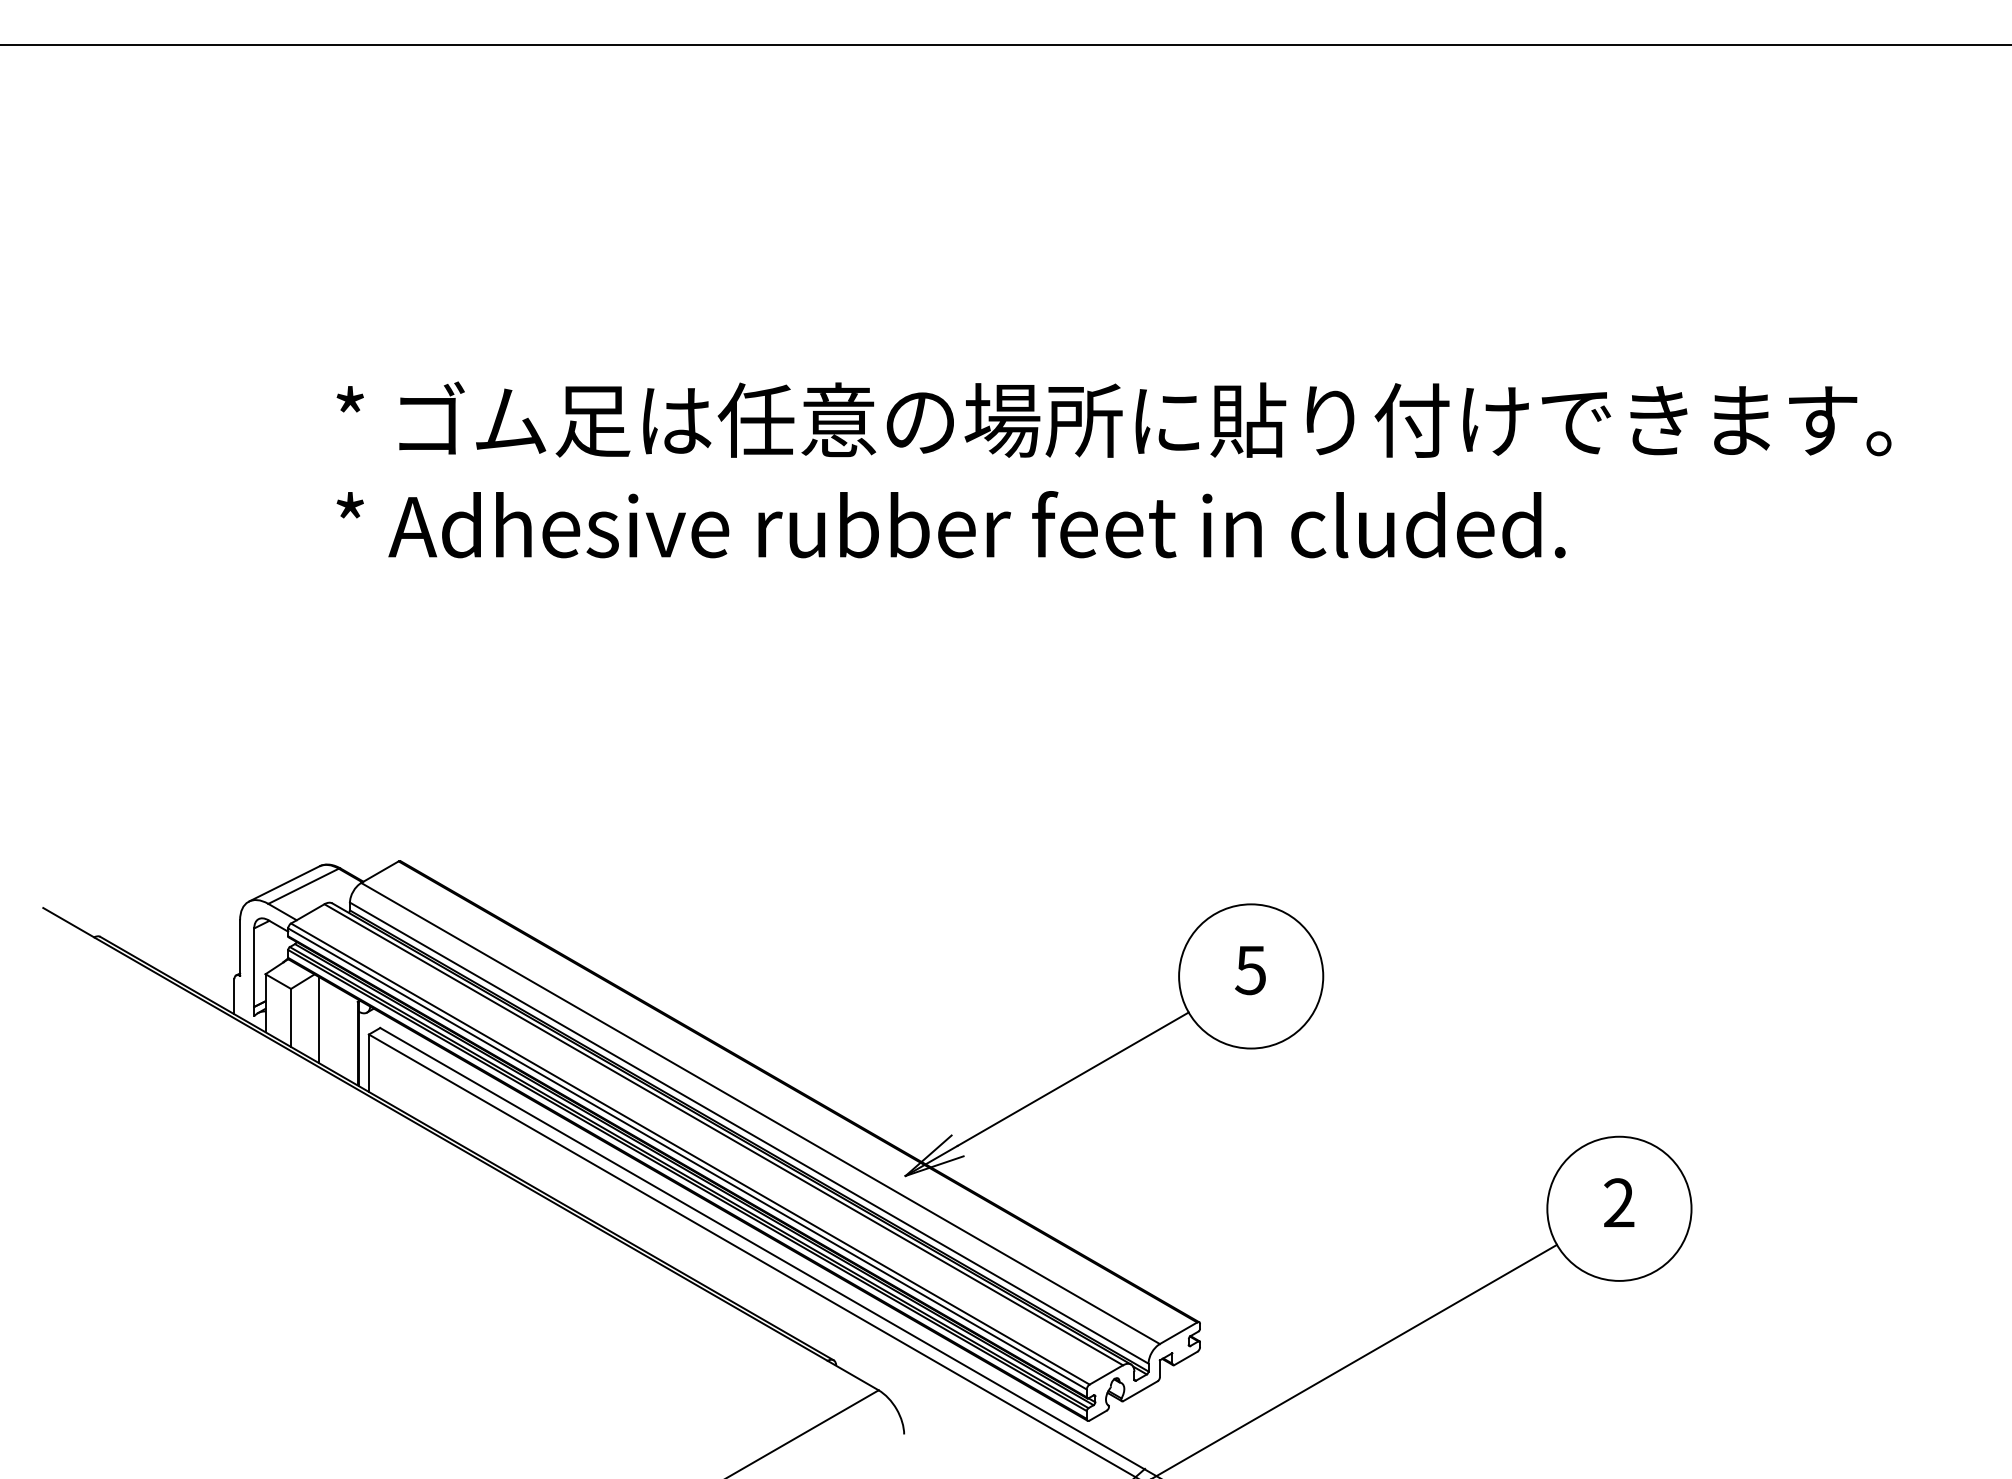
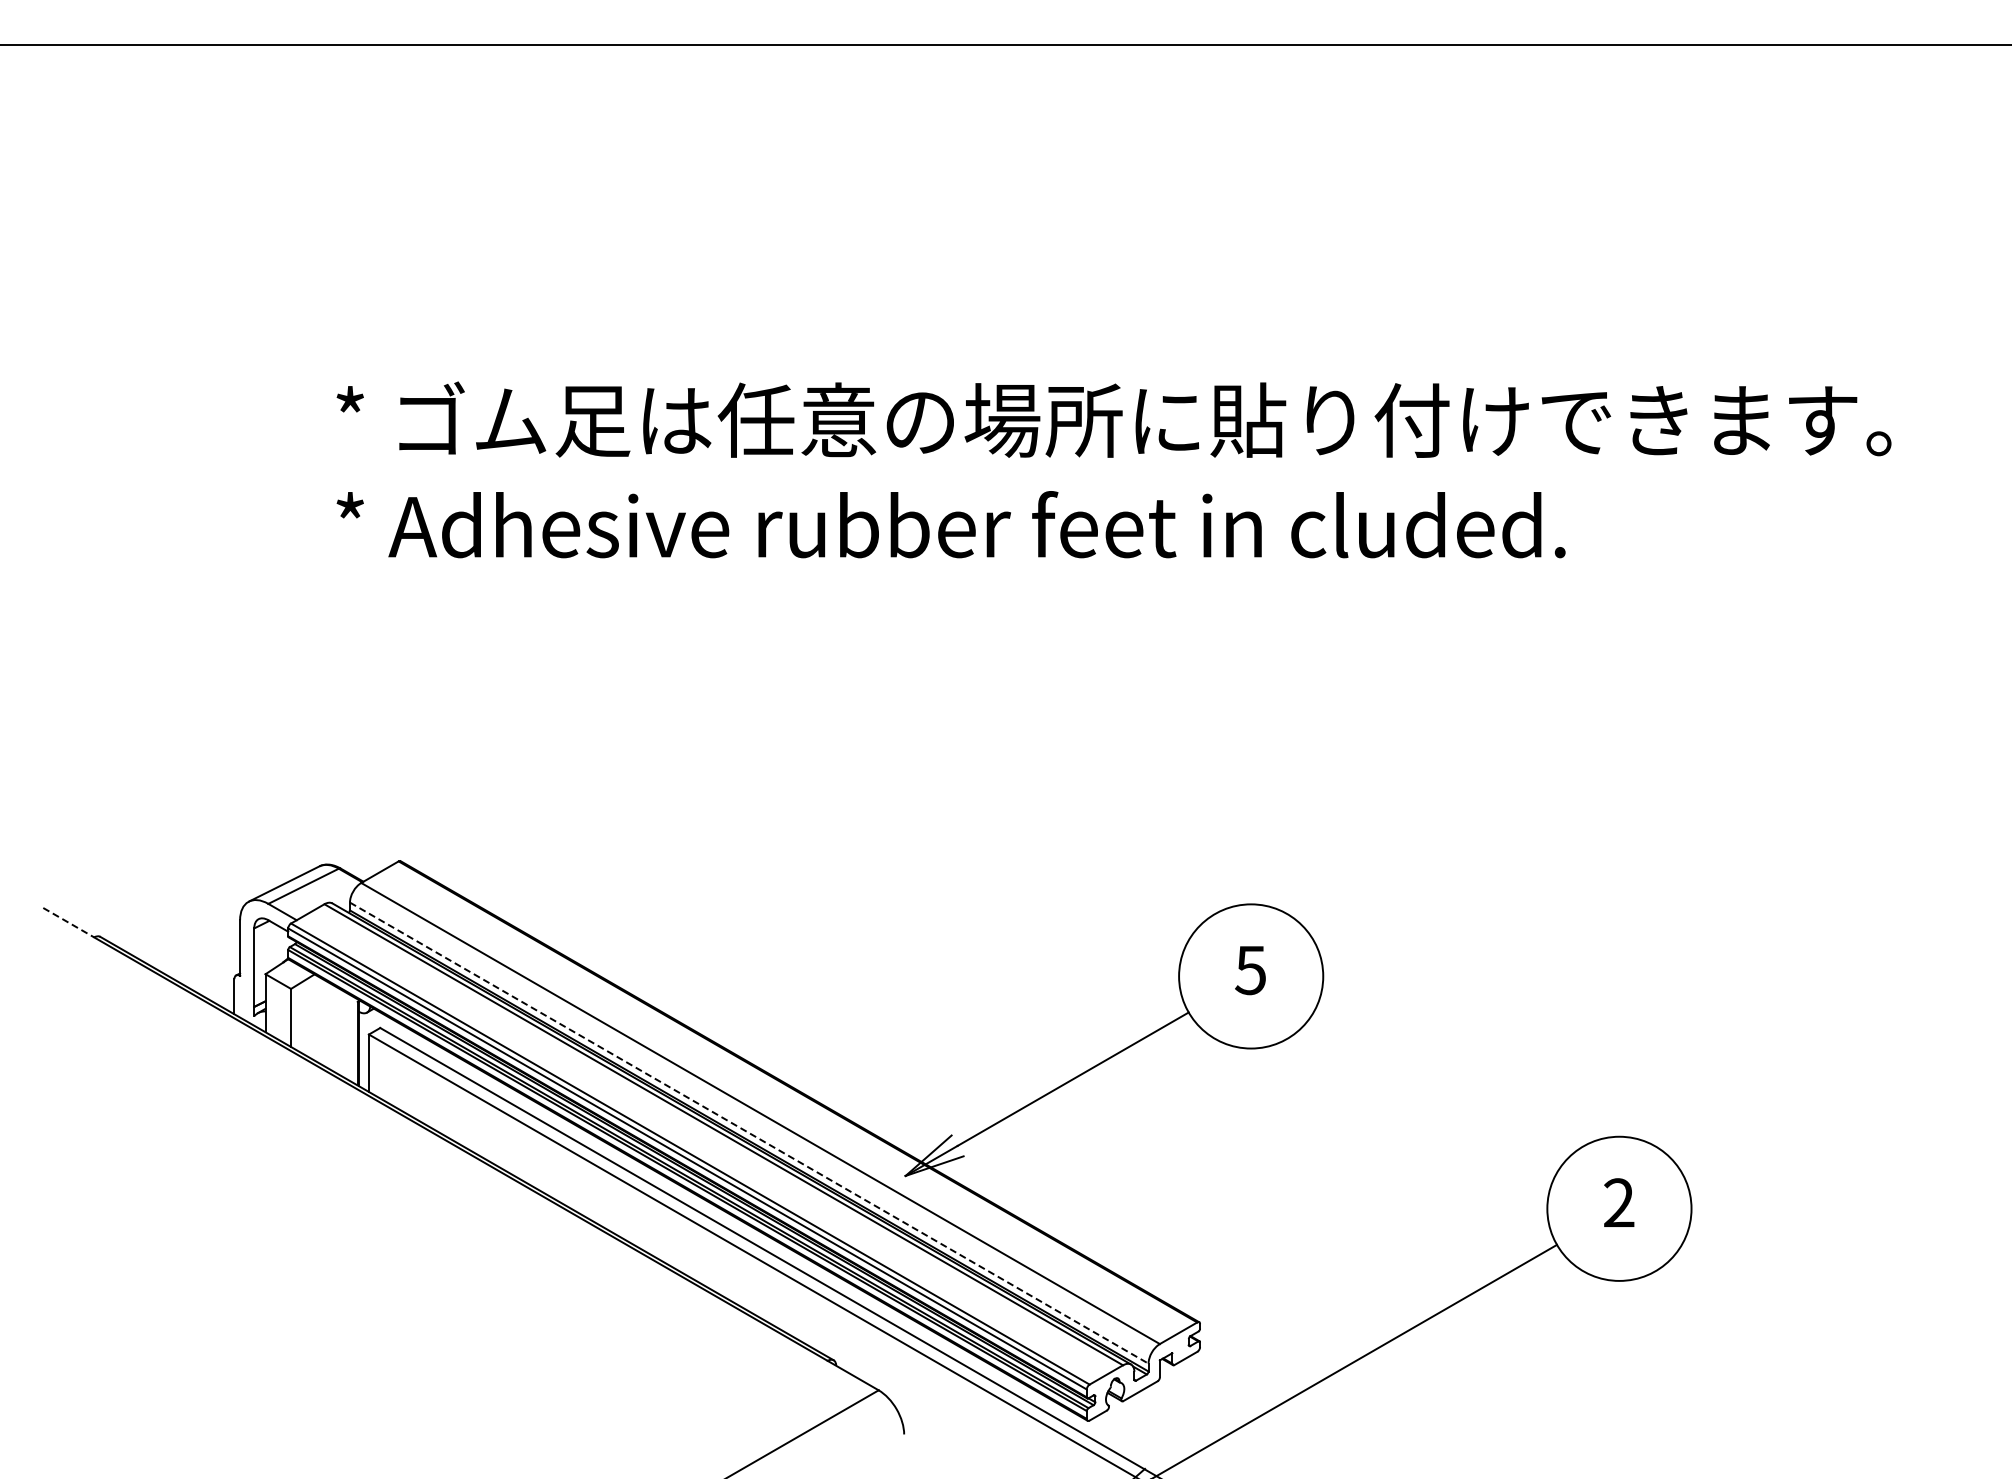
line: solid -> dashed (69, 922)
line: present -> none (319, 1020)
line: solid -> dashed (749, 1133)
